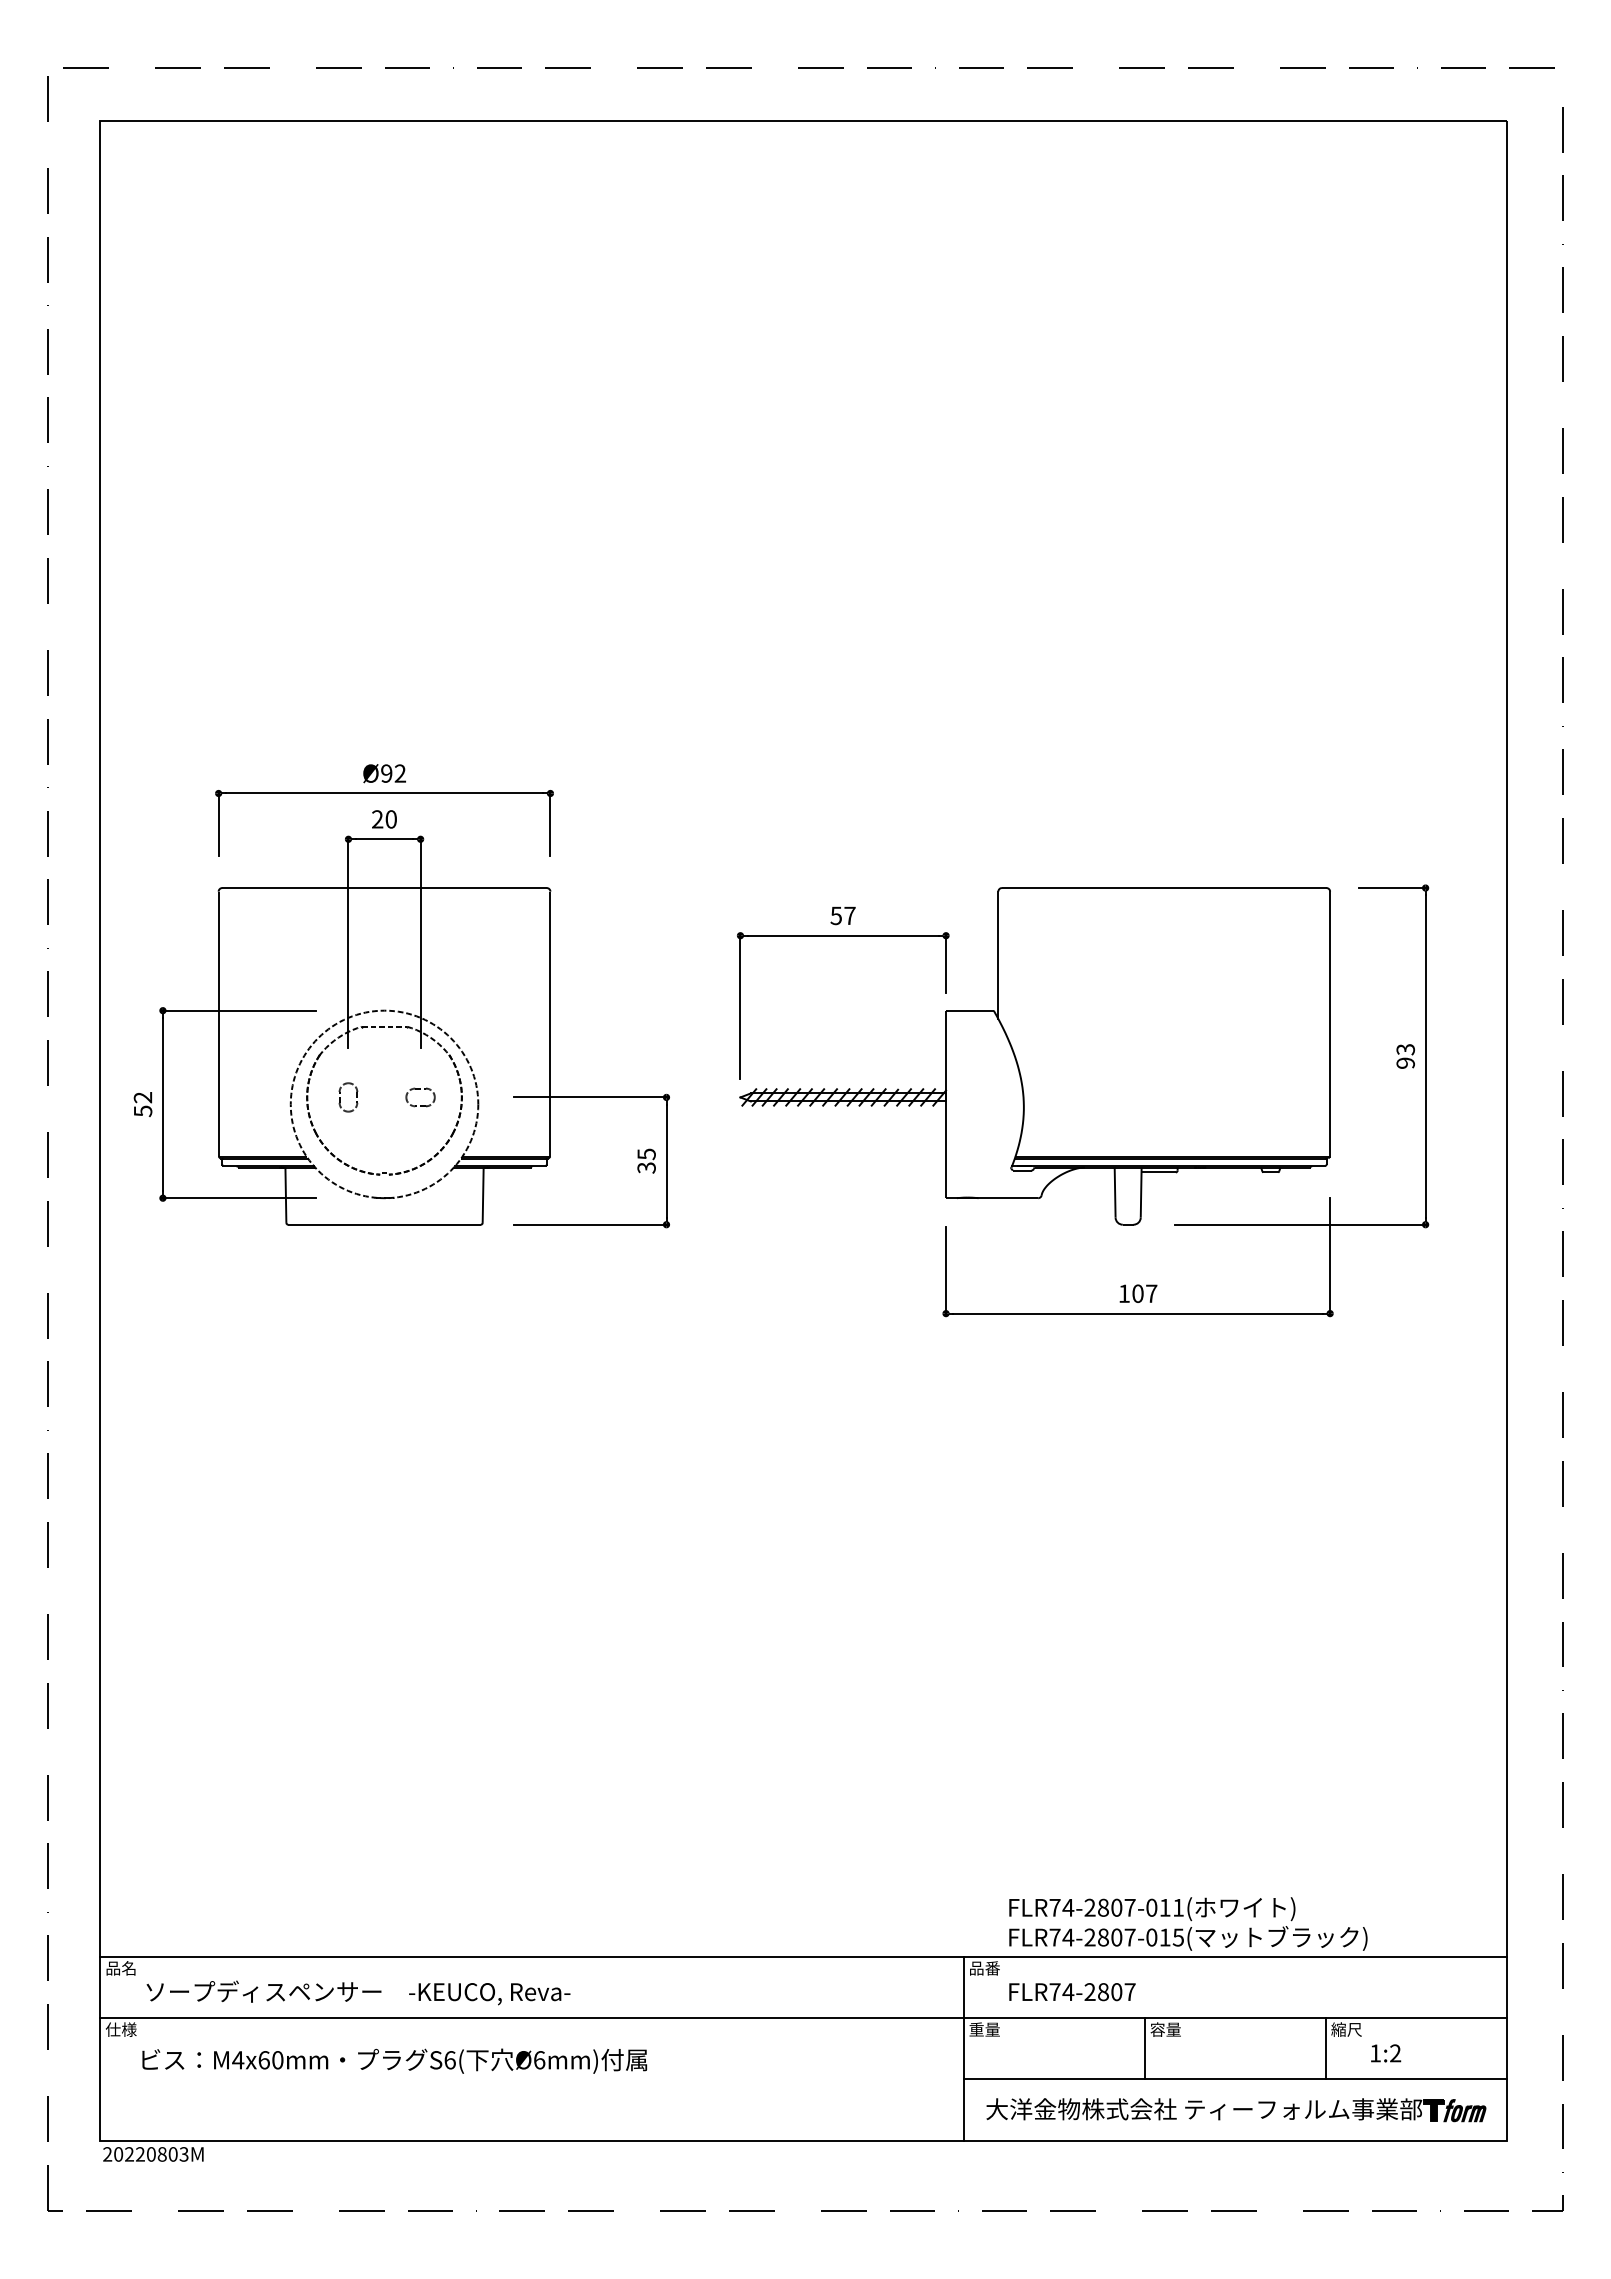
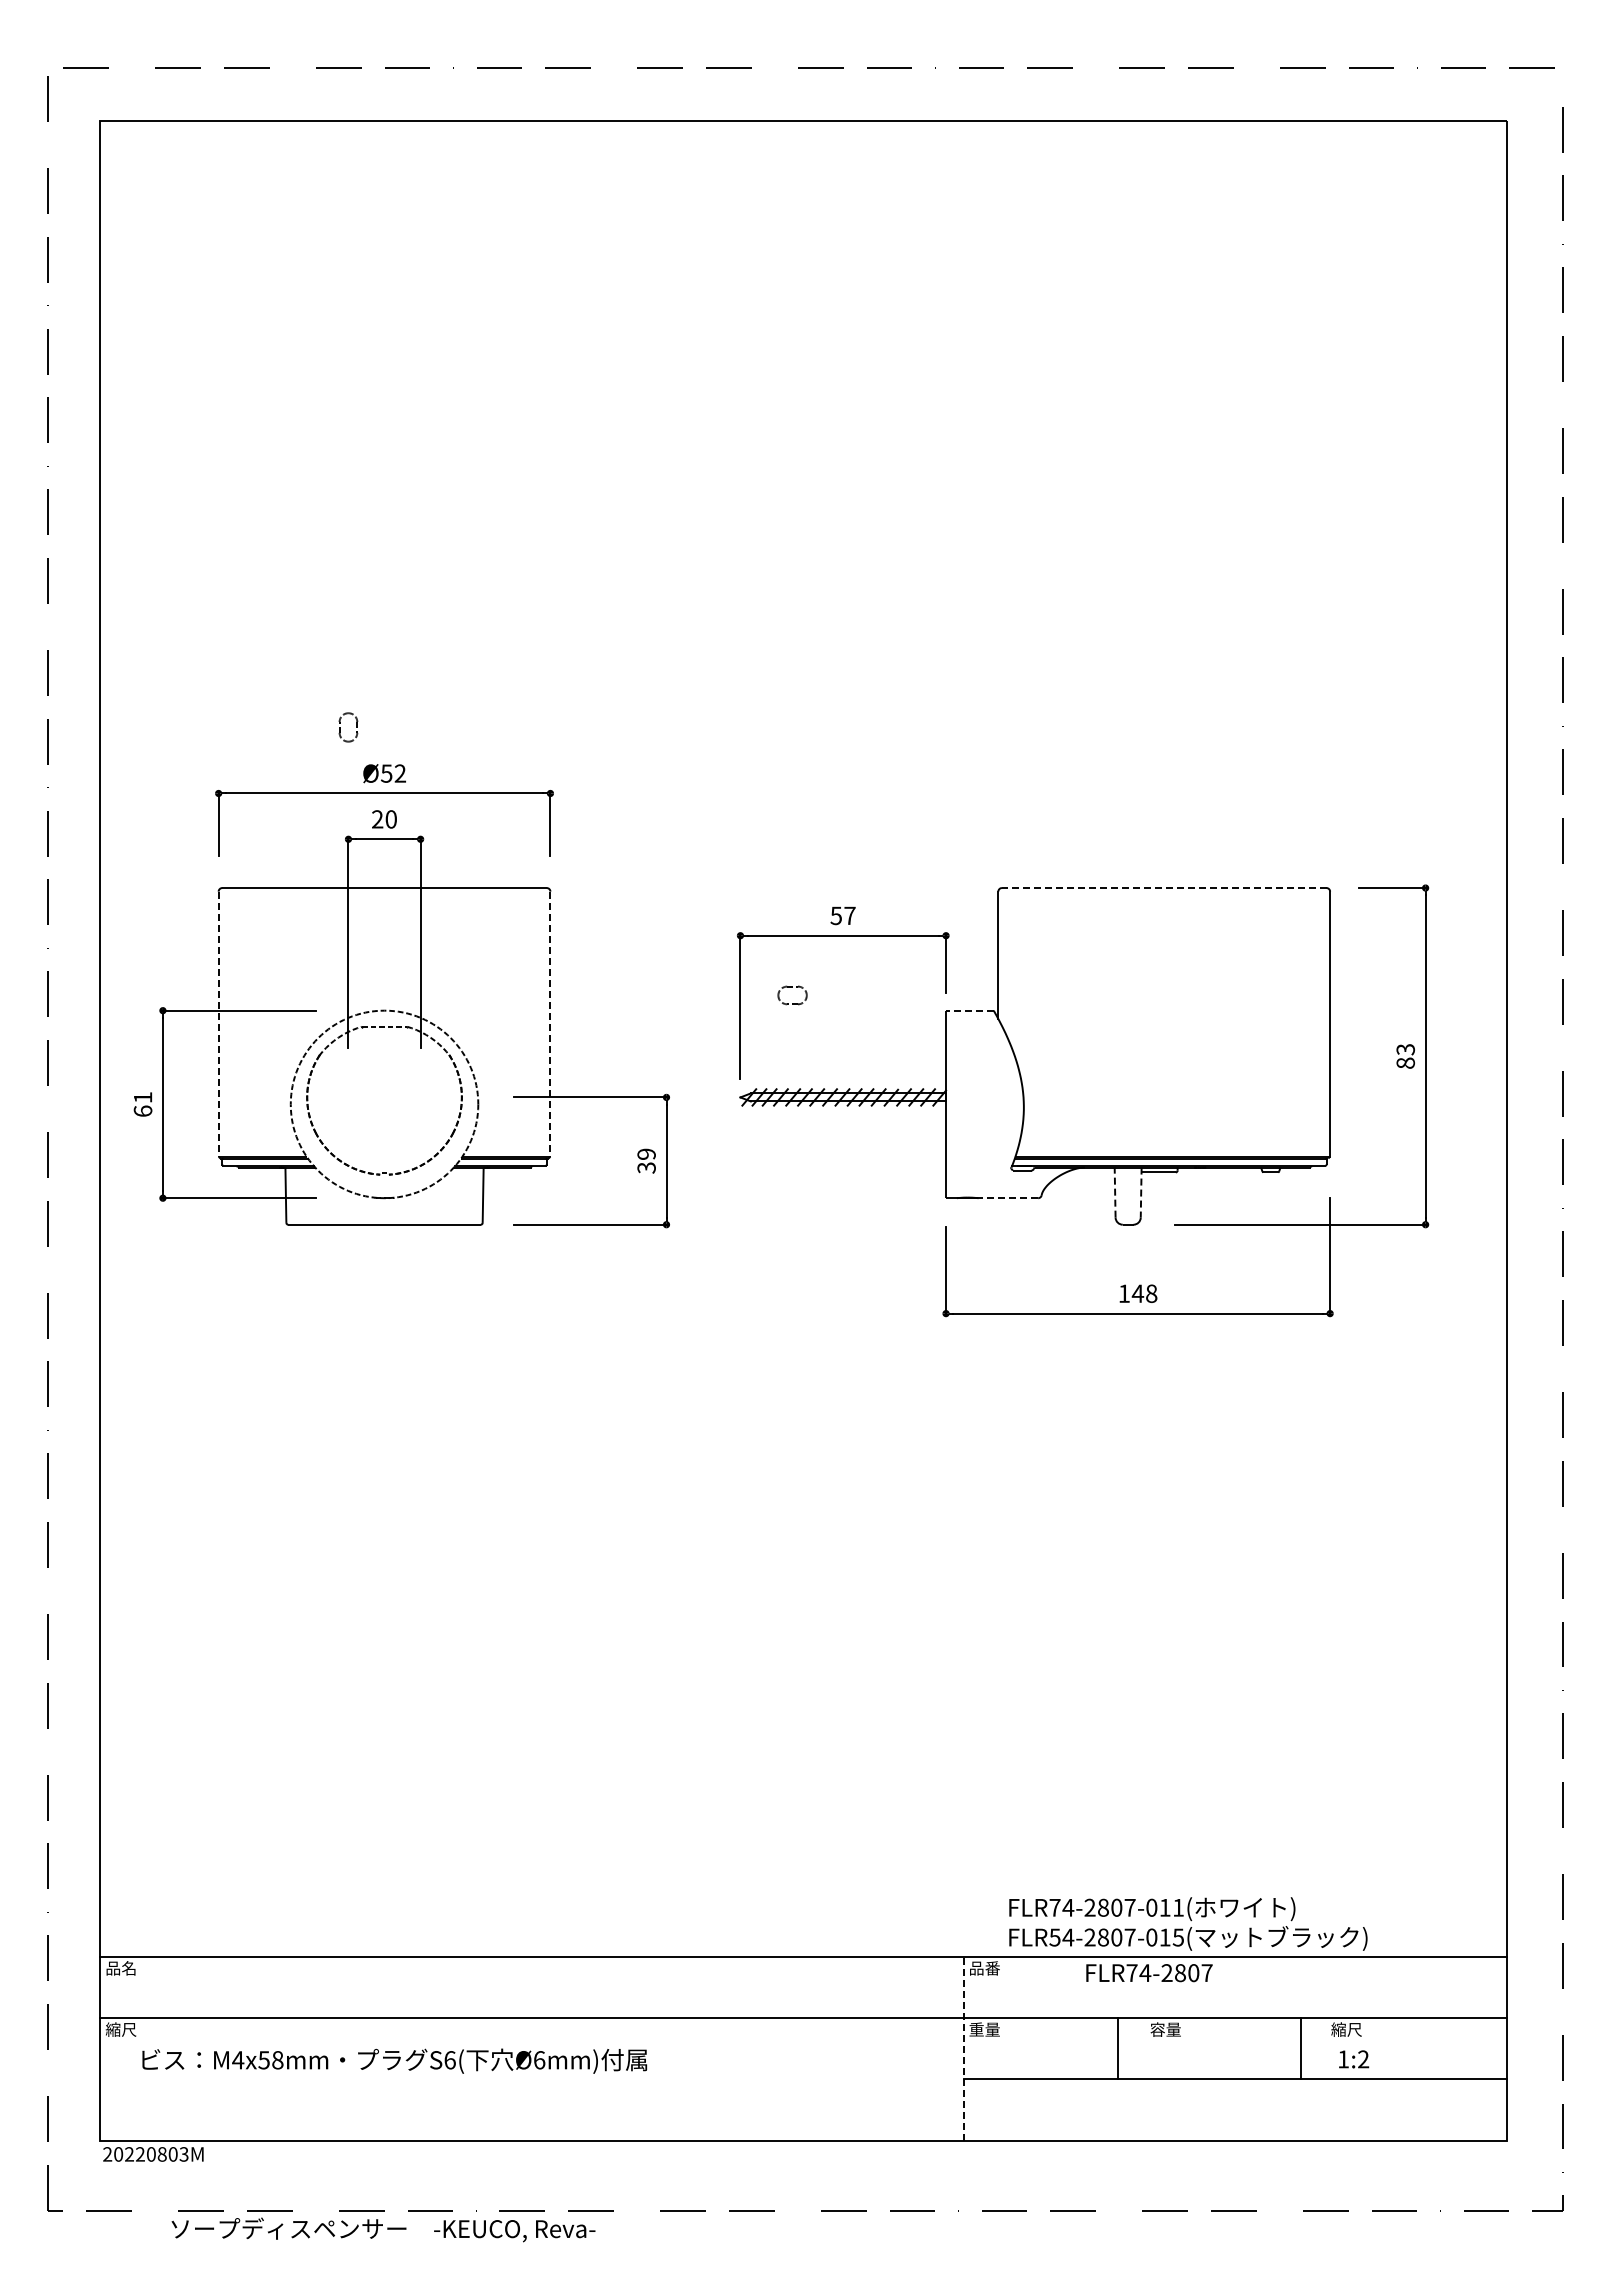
text: Ø92 -> Ø52 (386, 773)
line: solid -> dashed (1163, 888)
line: solid -> dashed (969, 1010)
line: solid -> dashed (218, 1024)
line: solid -> dashed (550, 1024)
text: 93 -> 83 (1405, 1062)
part position: (420, 1089) -> (792, 987) (792, 987)
part position: (340, 1097) -> (340, 727) (340, 727)
text: 52 -> 61 (142, 1104)
text: 35 -> 39 (646, 1154)
line: solid -> dashed (1115, 1192)
line: solid -> dashed (1141, 1193)
line: solid -> dashed (1007, 1198)
text: 107 -> 148 (1144, 1293)
text: FLR74-2807-015( -> FLR54-2807-015( (1054, 1937)
text position: (358, 1992) -> (383, 2229) (383, 2229)
text position: (1072, 1992) -> (1149, 1973) (1149, 1973)
text: 仕様 -> 縮尺 (120, 2029)
line: solid -> dashed (963, 2048)
line position: (1144, 2048) -> (1117, 2048) (1117, 2048)
line position: (1325, 2048) -> (1300, 2048) (1300, 2048)
text position: (1386, 2053) -> (1354, 2059) (1354, 2059)
text: M4x60mm -> M4x58mm (270, 2060)
part: present -> none (1236, 2110)
